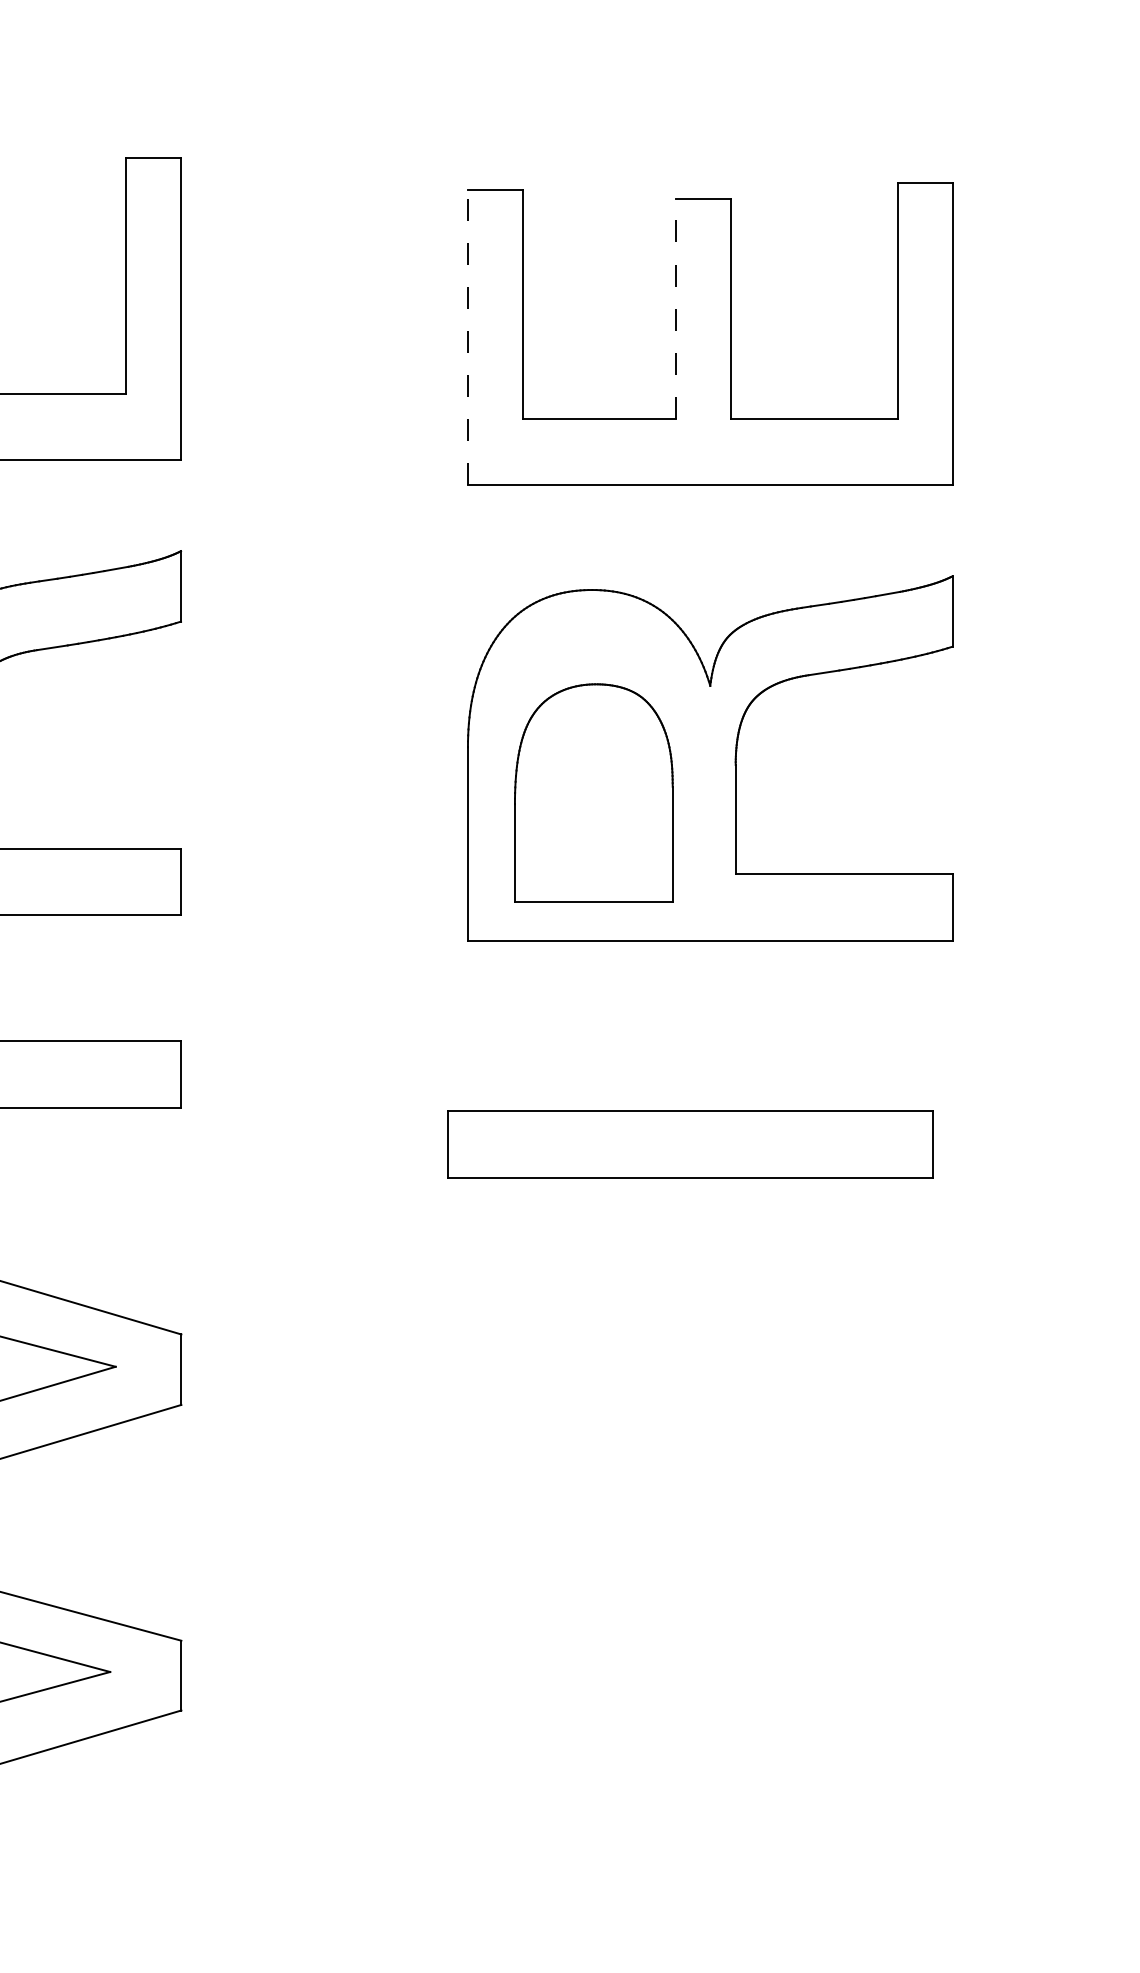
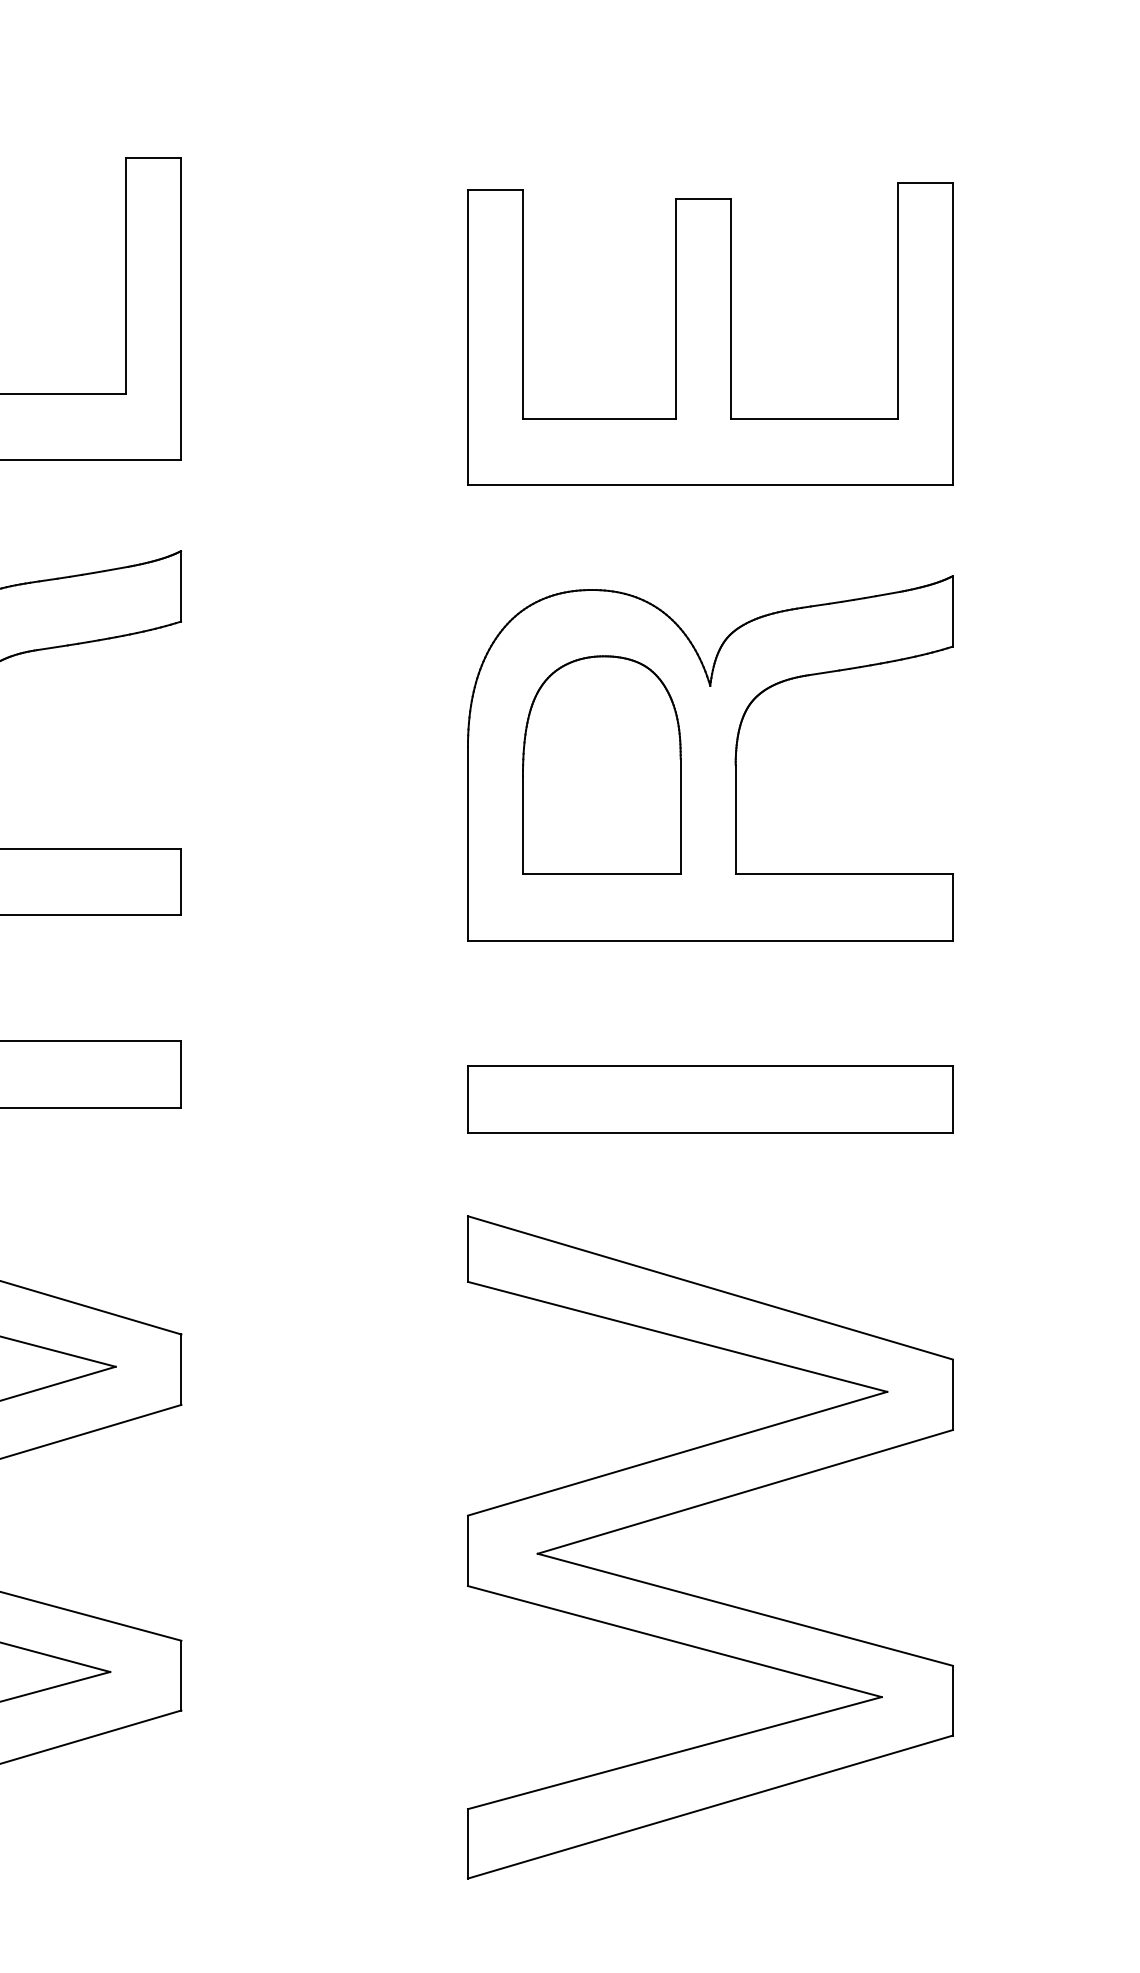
line: dashed -> solid (675, 308)
line: dashed -> solid (467, 337)
part position: (593, 792) -> (601, 764) (601, 764)
part position: (690, 1144) -> (710, 1099) (710, 1099)
part: none -> present (697, 1507)
